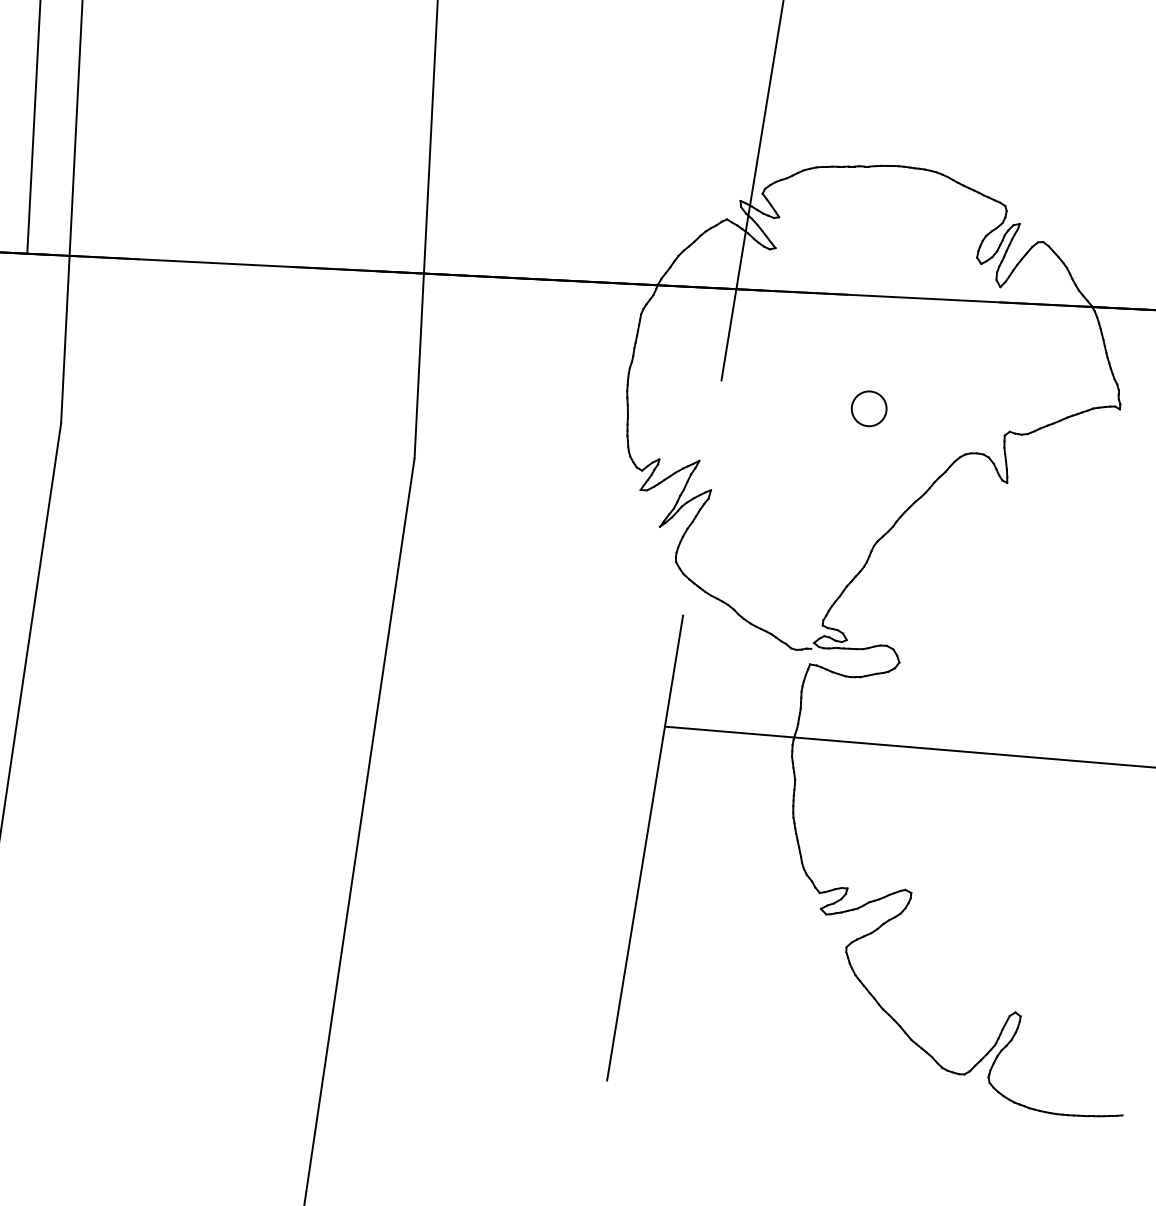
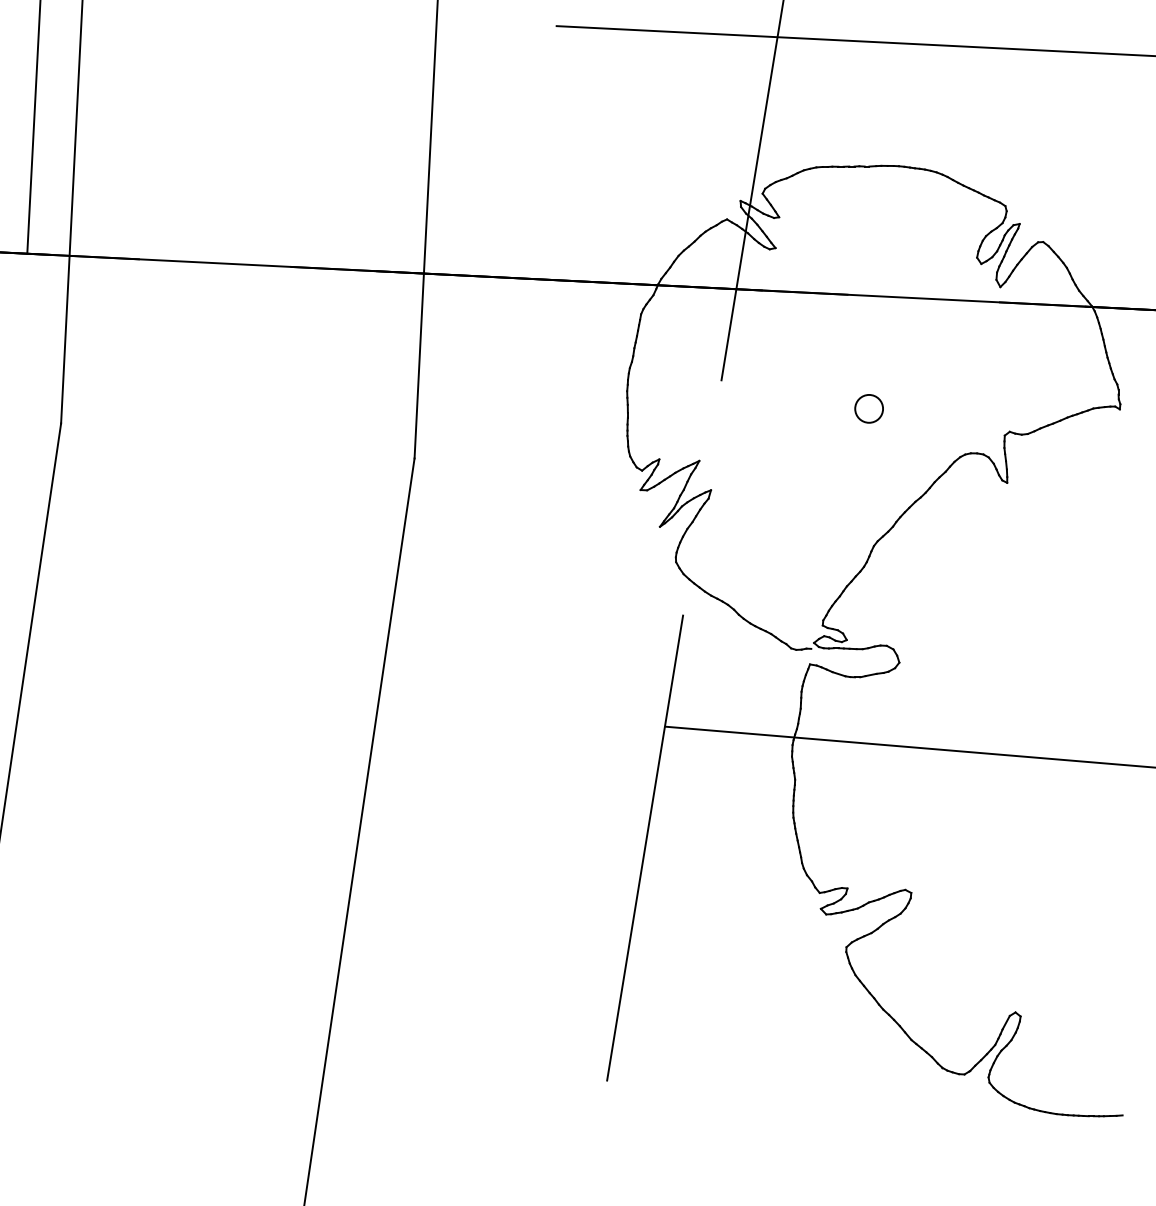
line: none -> present (854, 40)
circle size: 38x38 px -> 30x30 px (868, 408)
